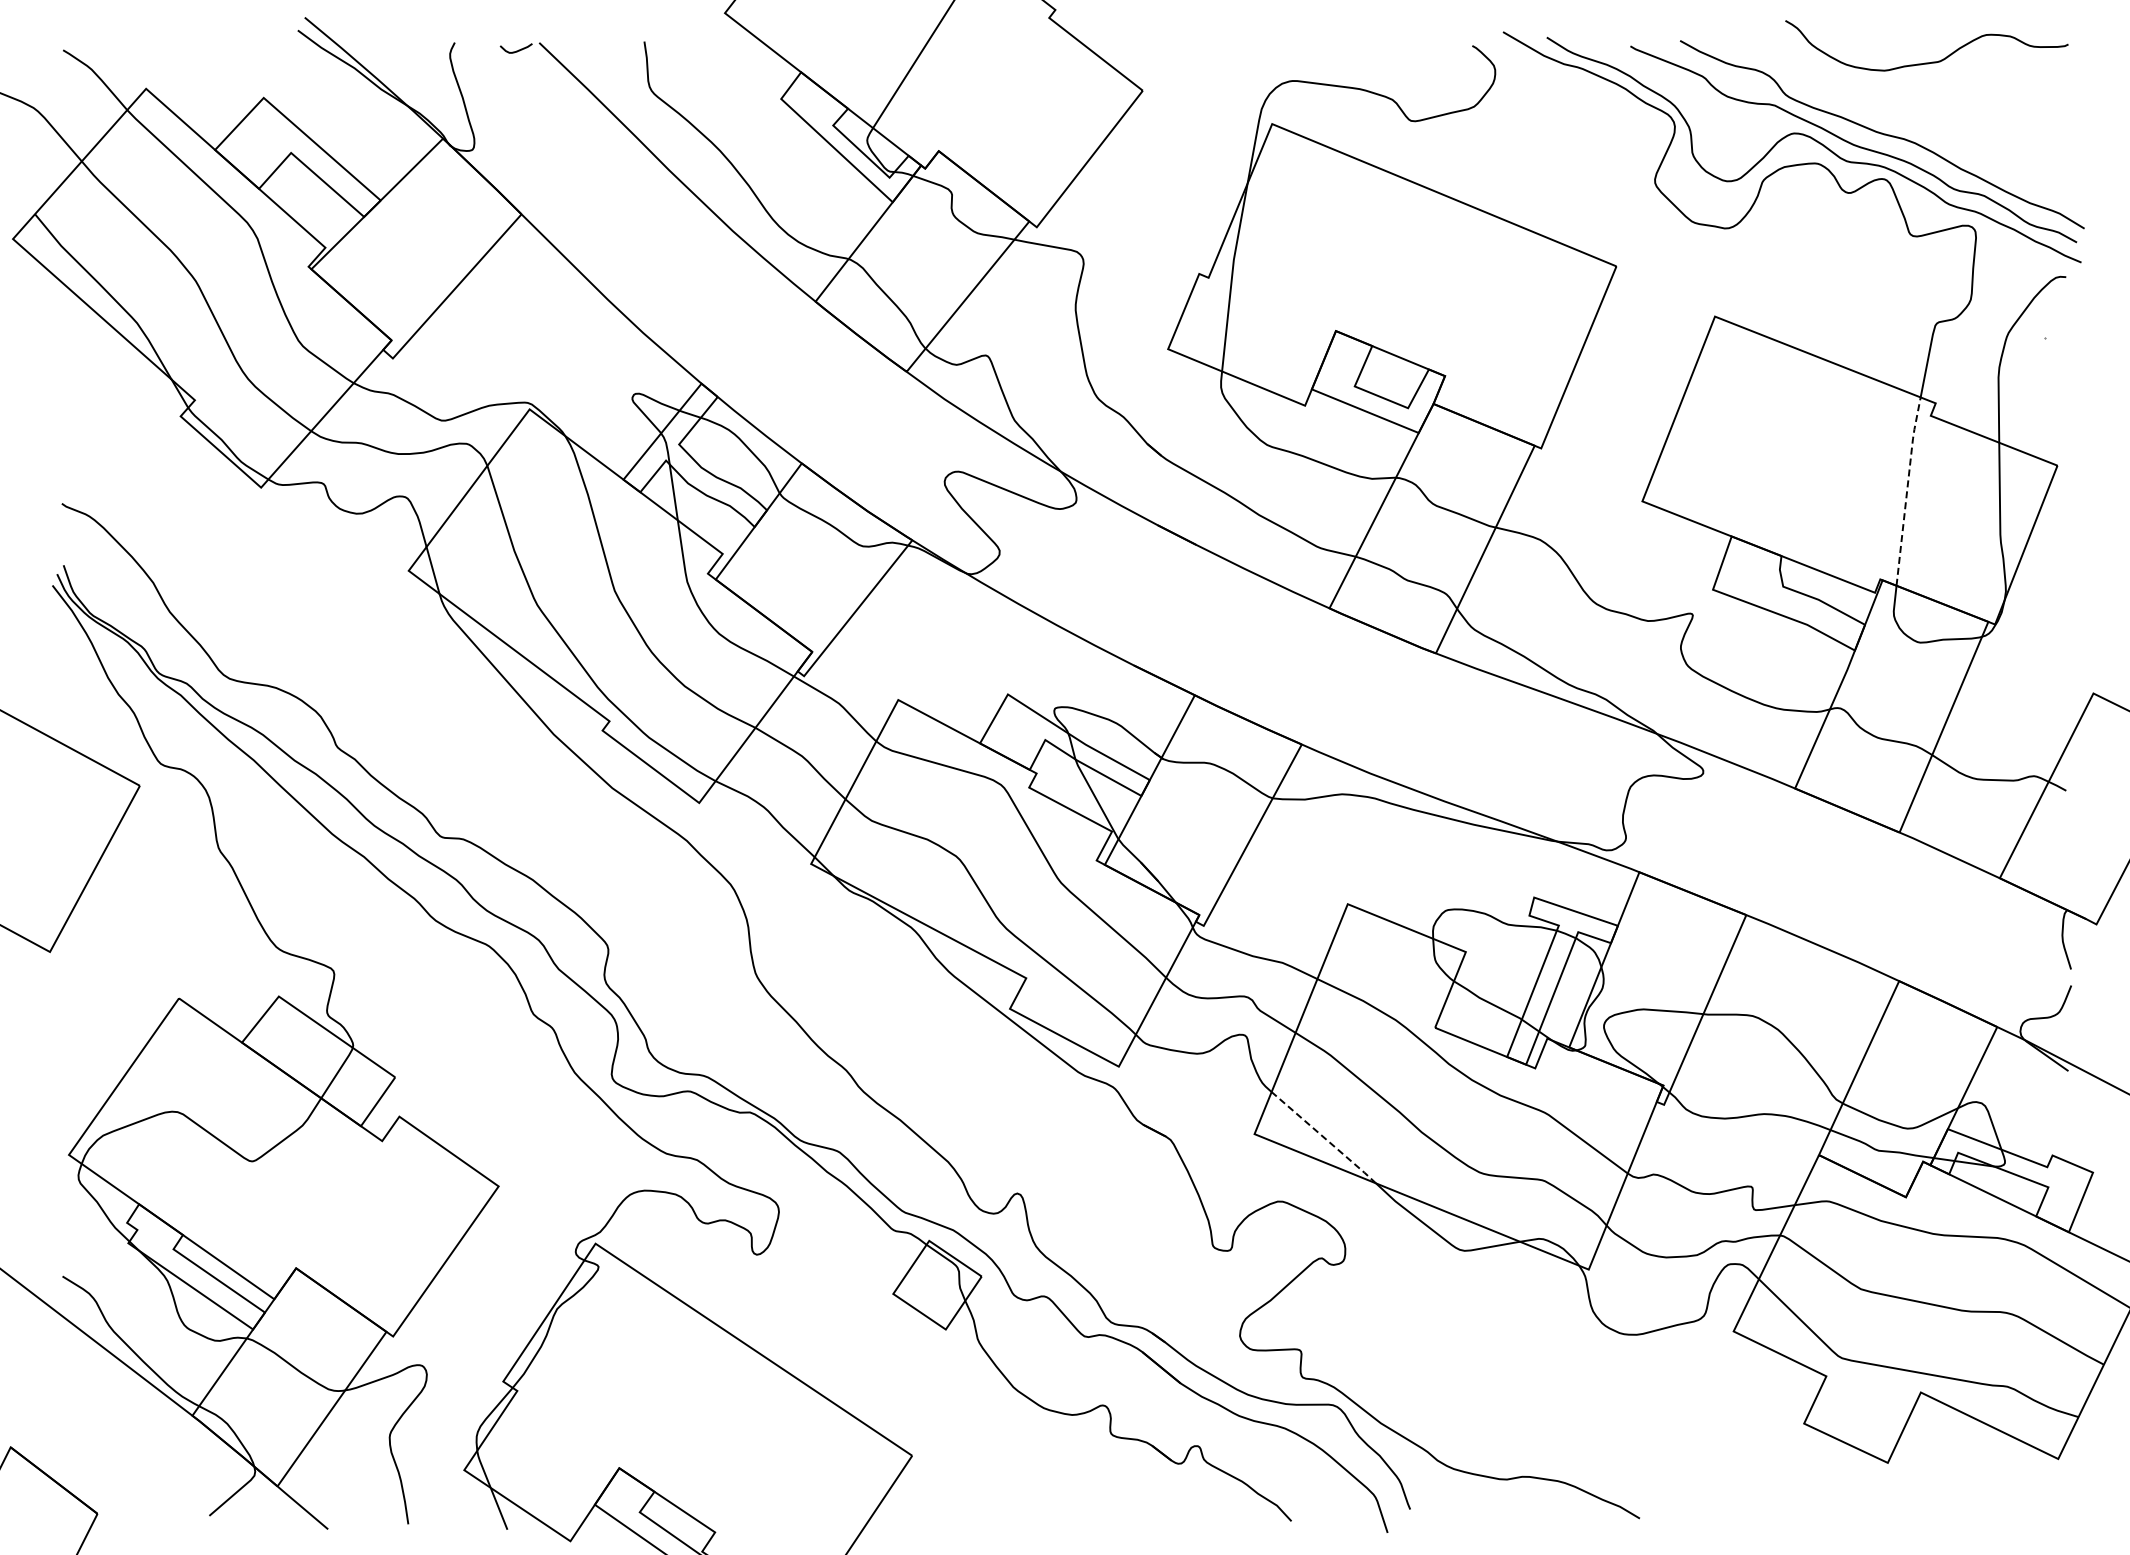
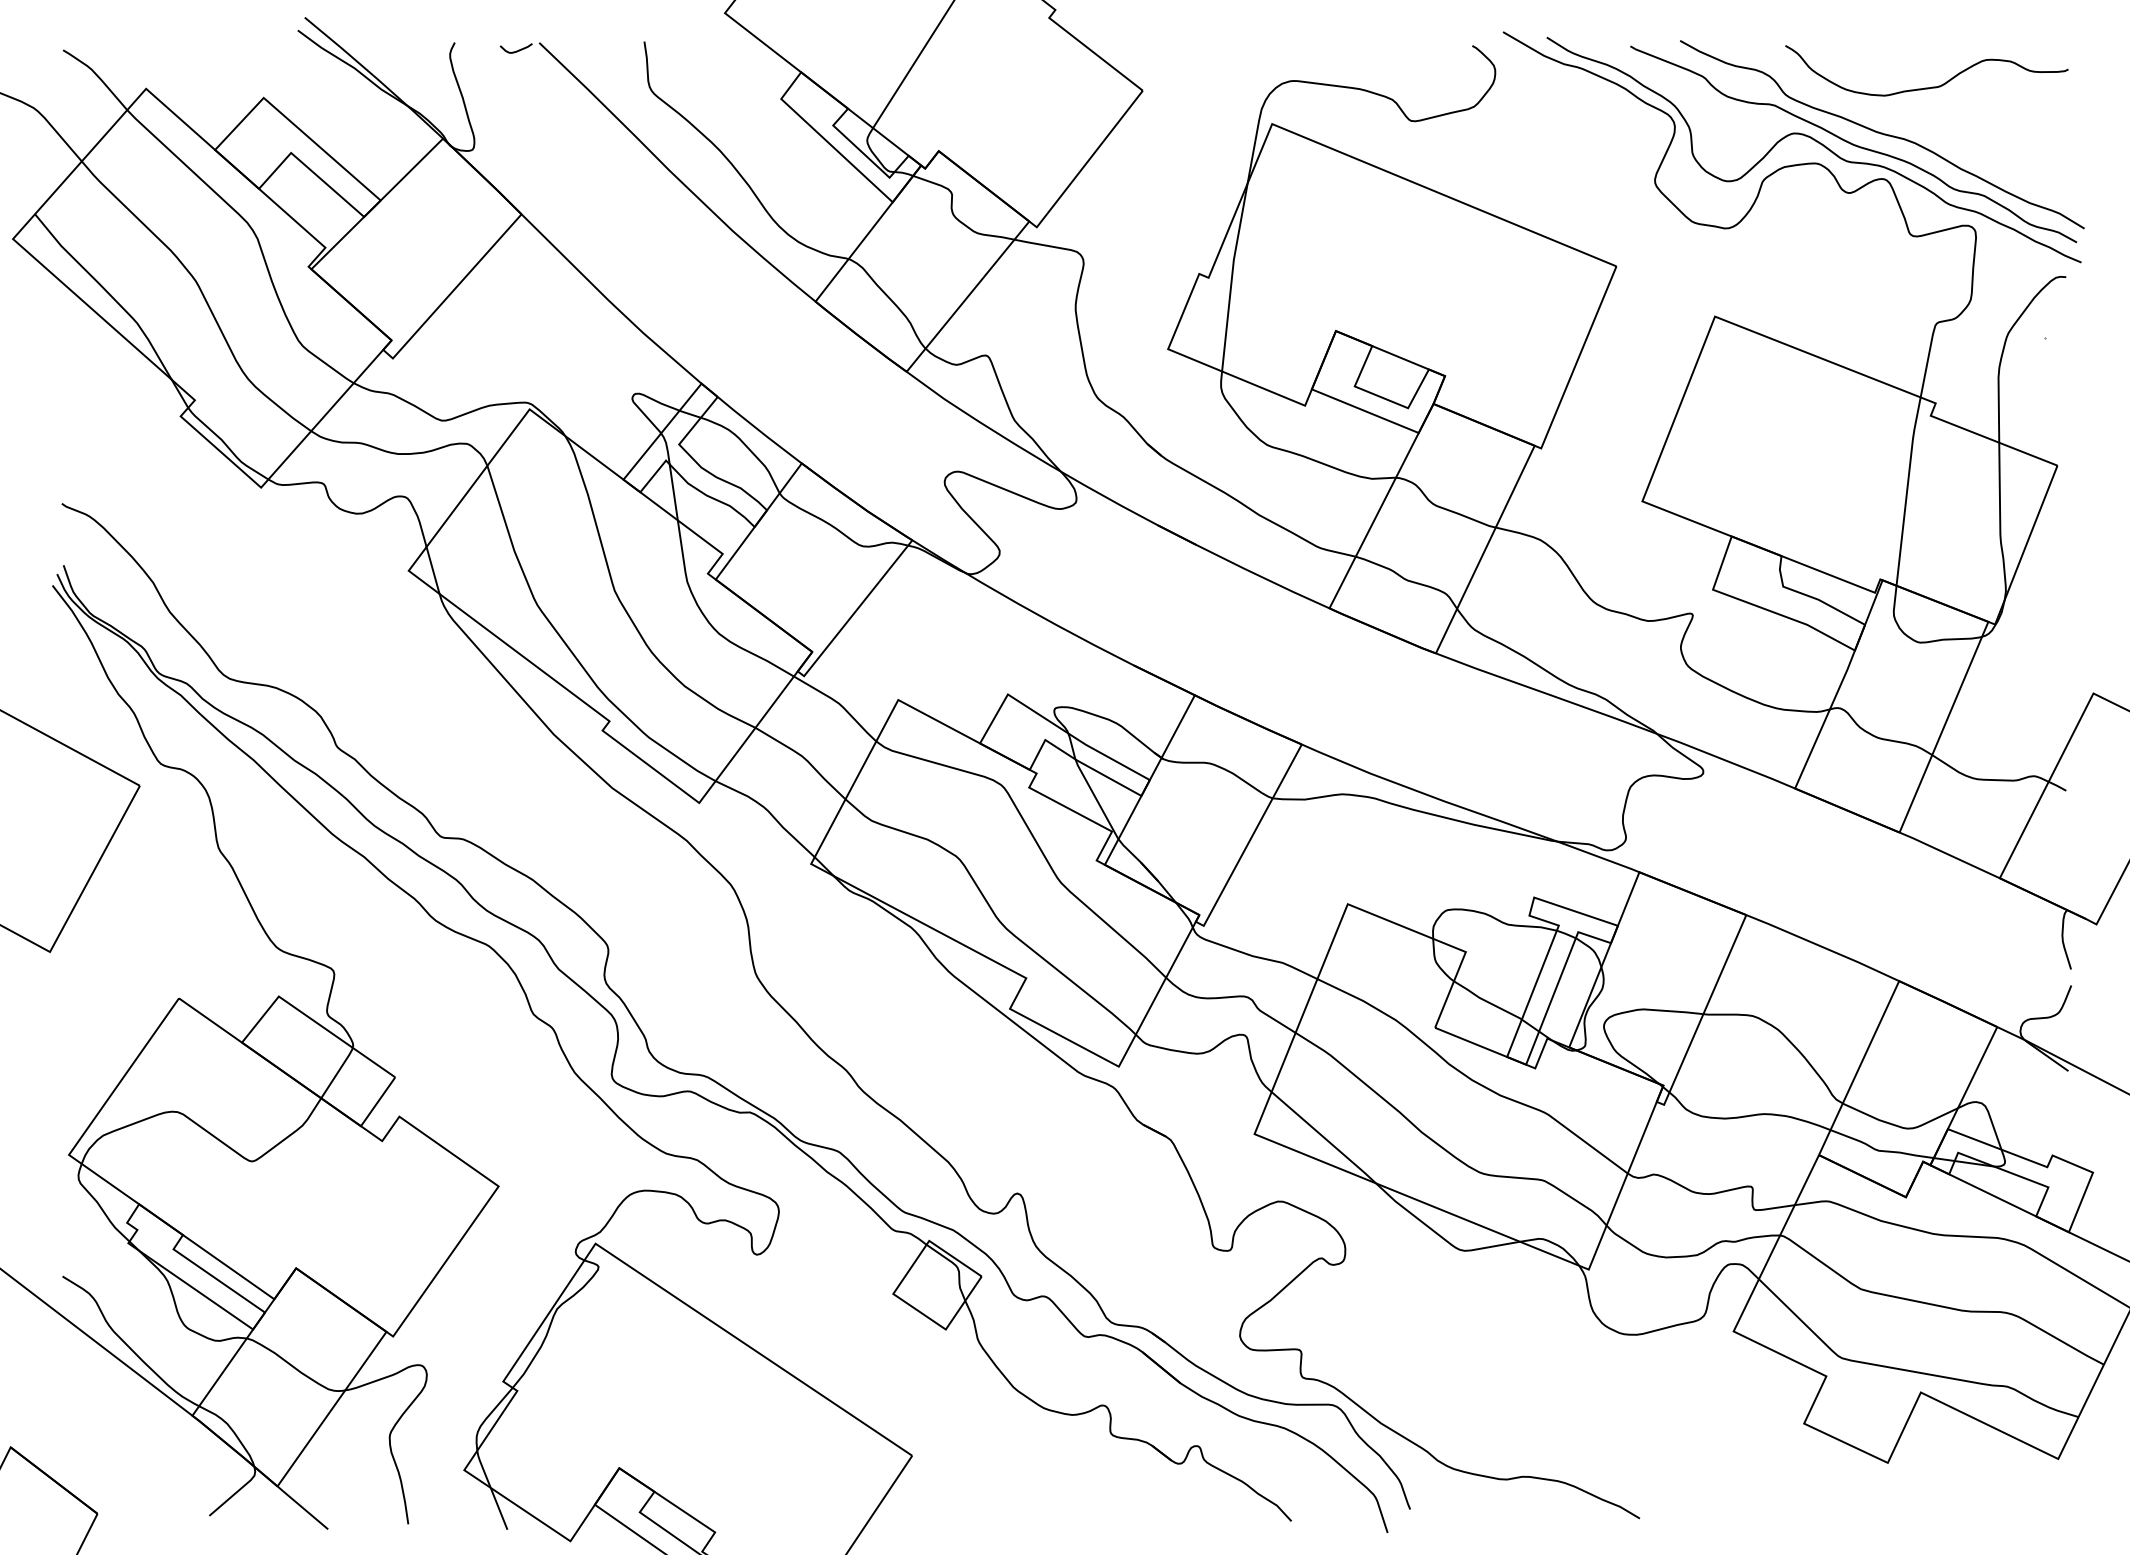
curve position: (1926, 62) -> (1926, 87) (1926, 87)
line: dashed -> solid (1907, 489)
line: dashed -> solid (1324, 1137)
